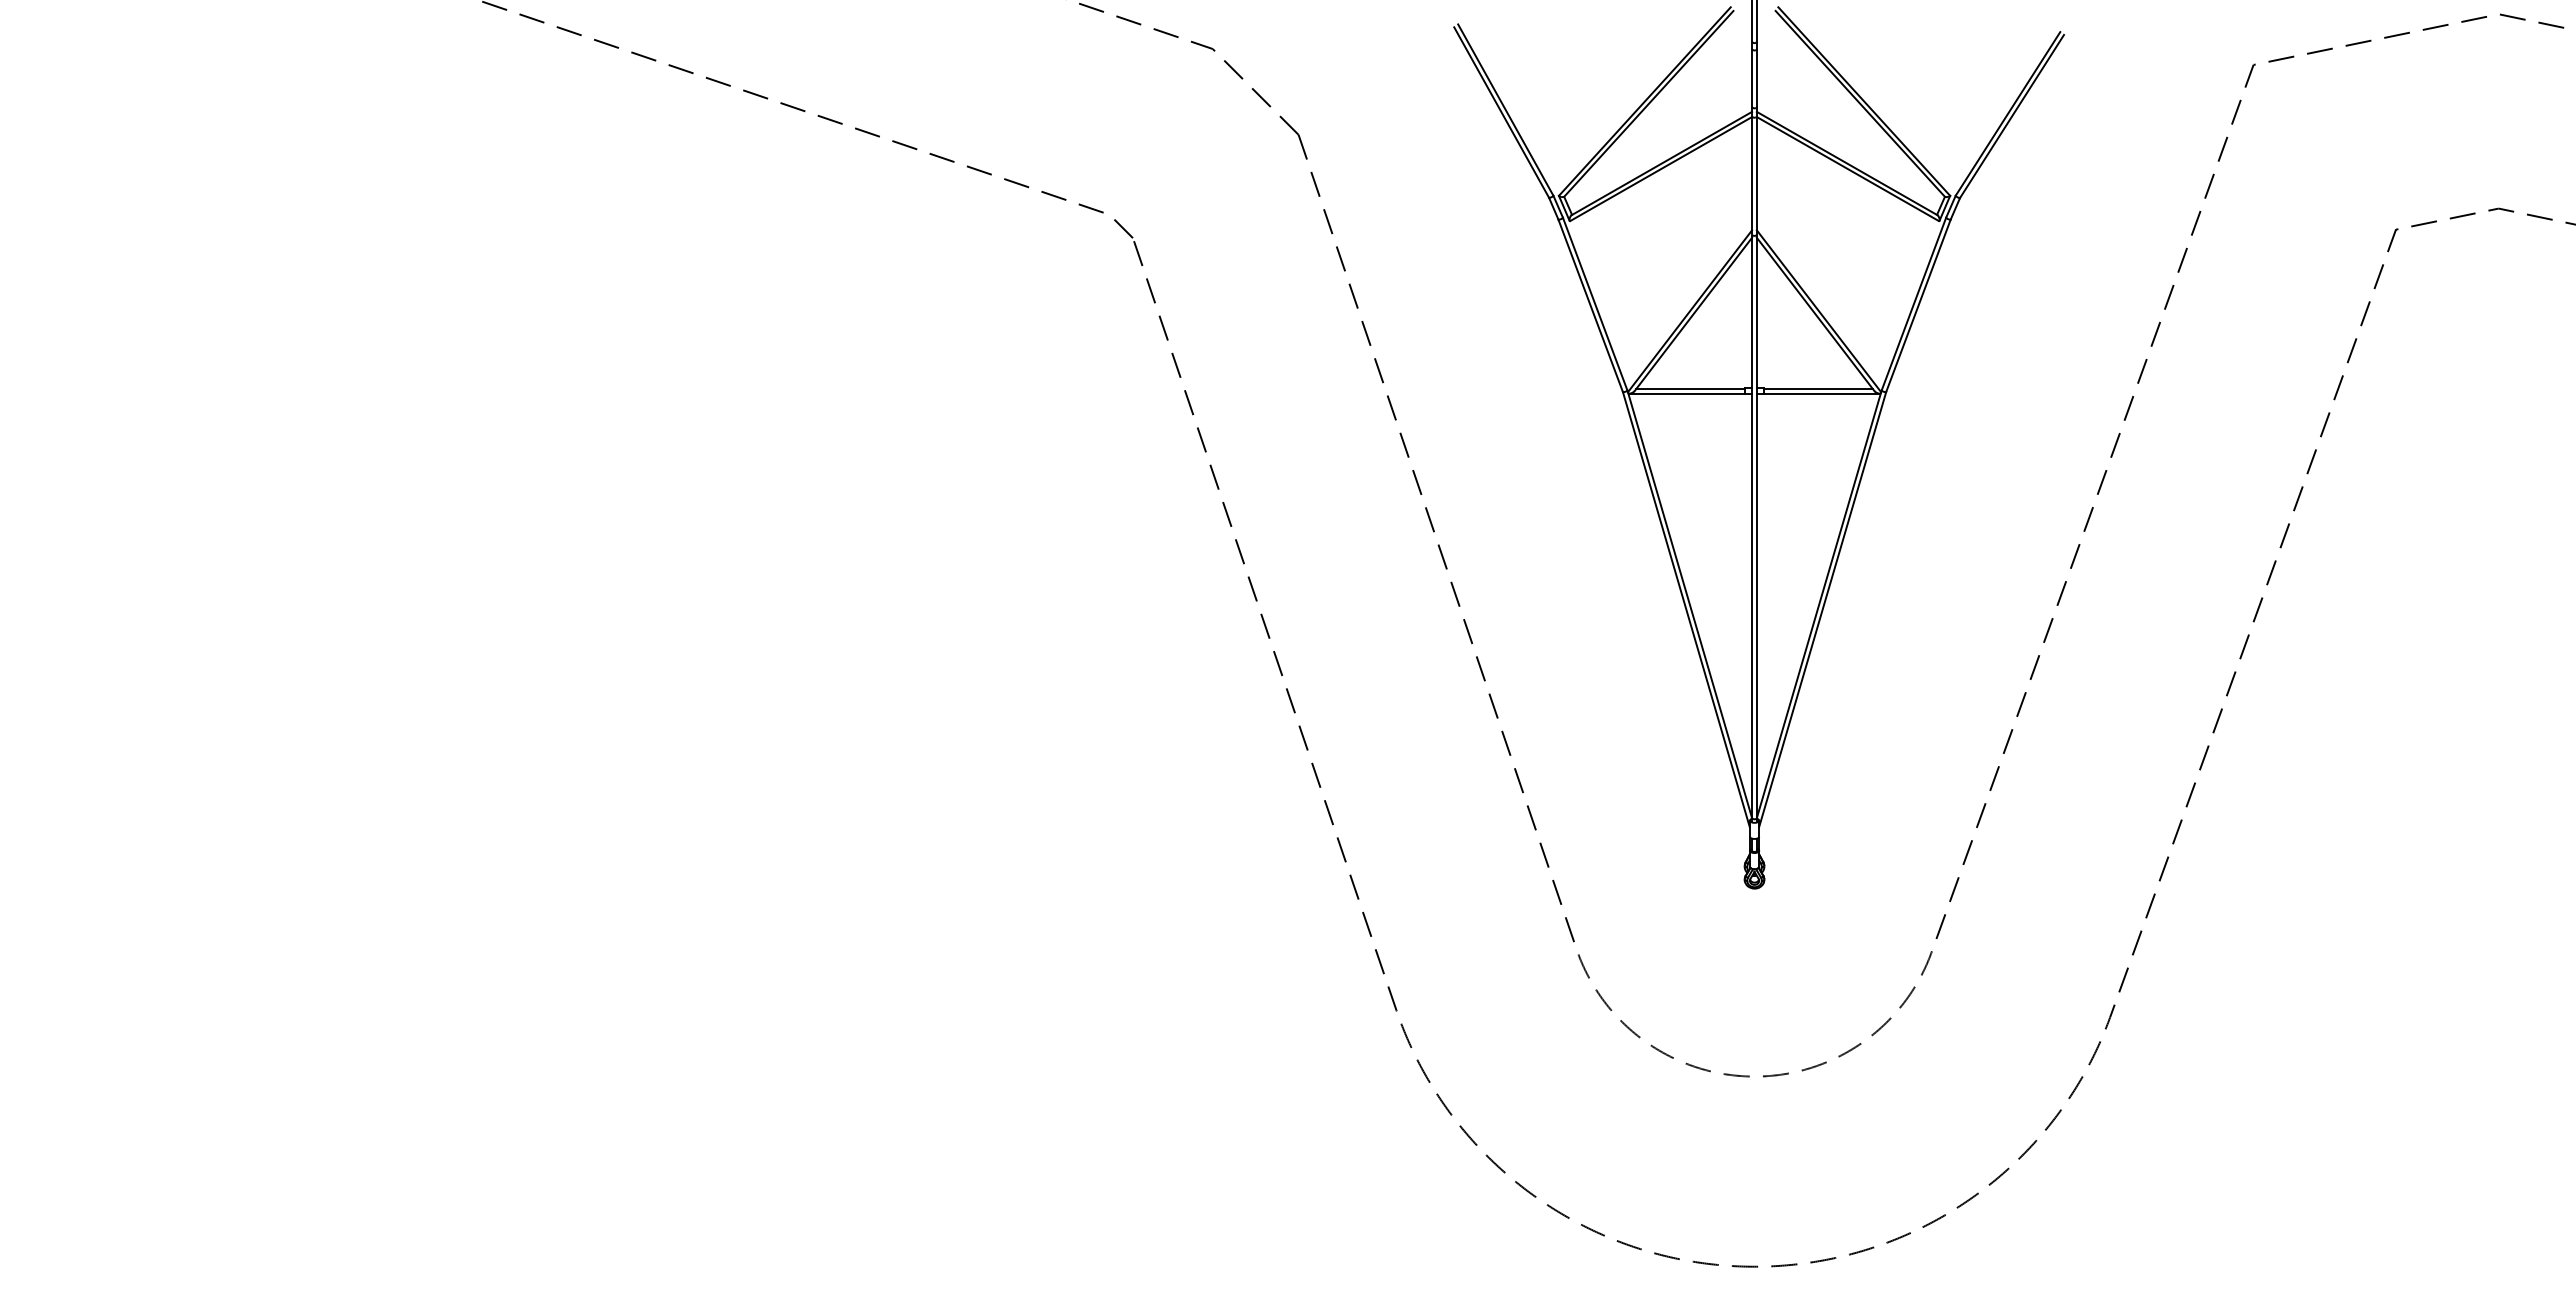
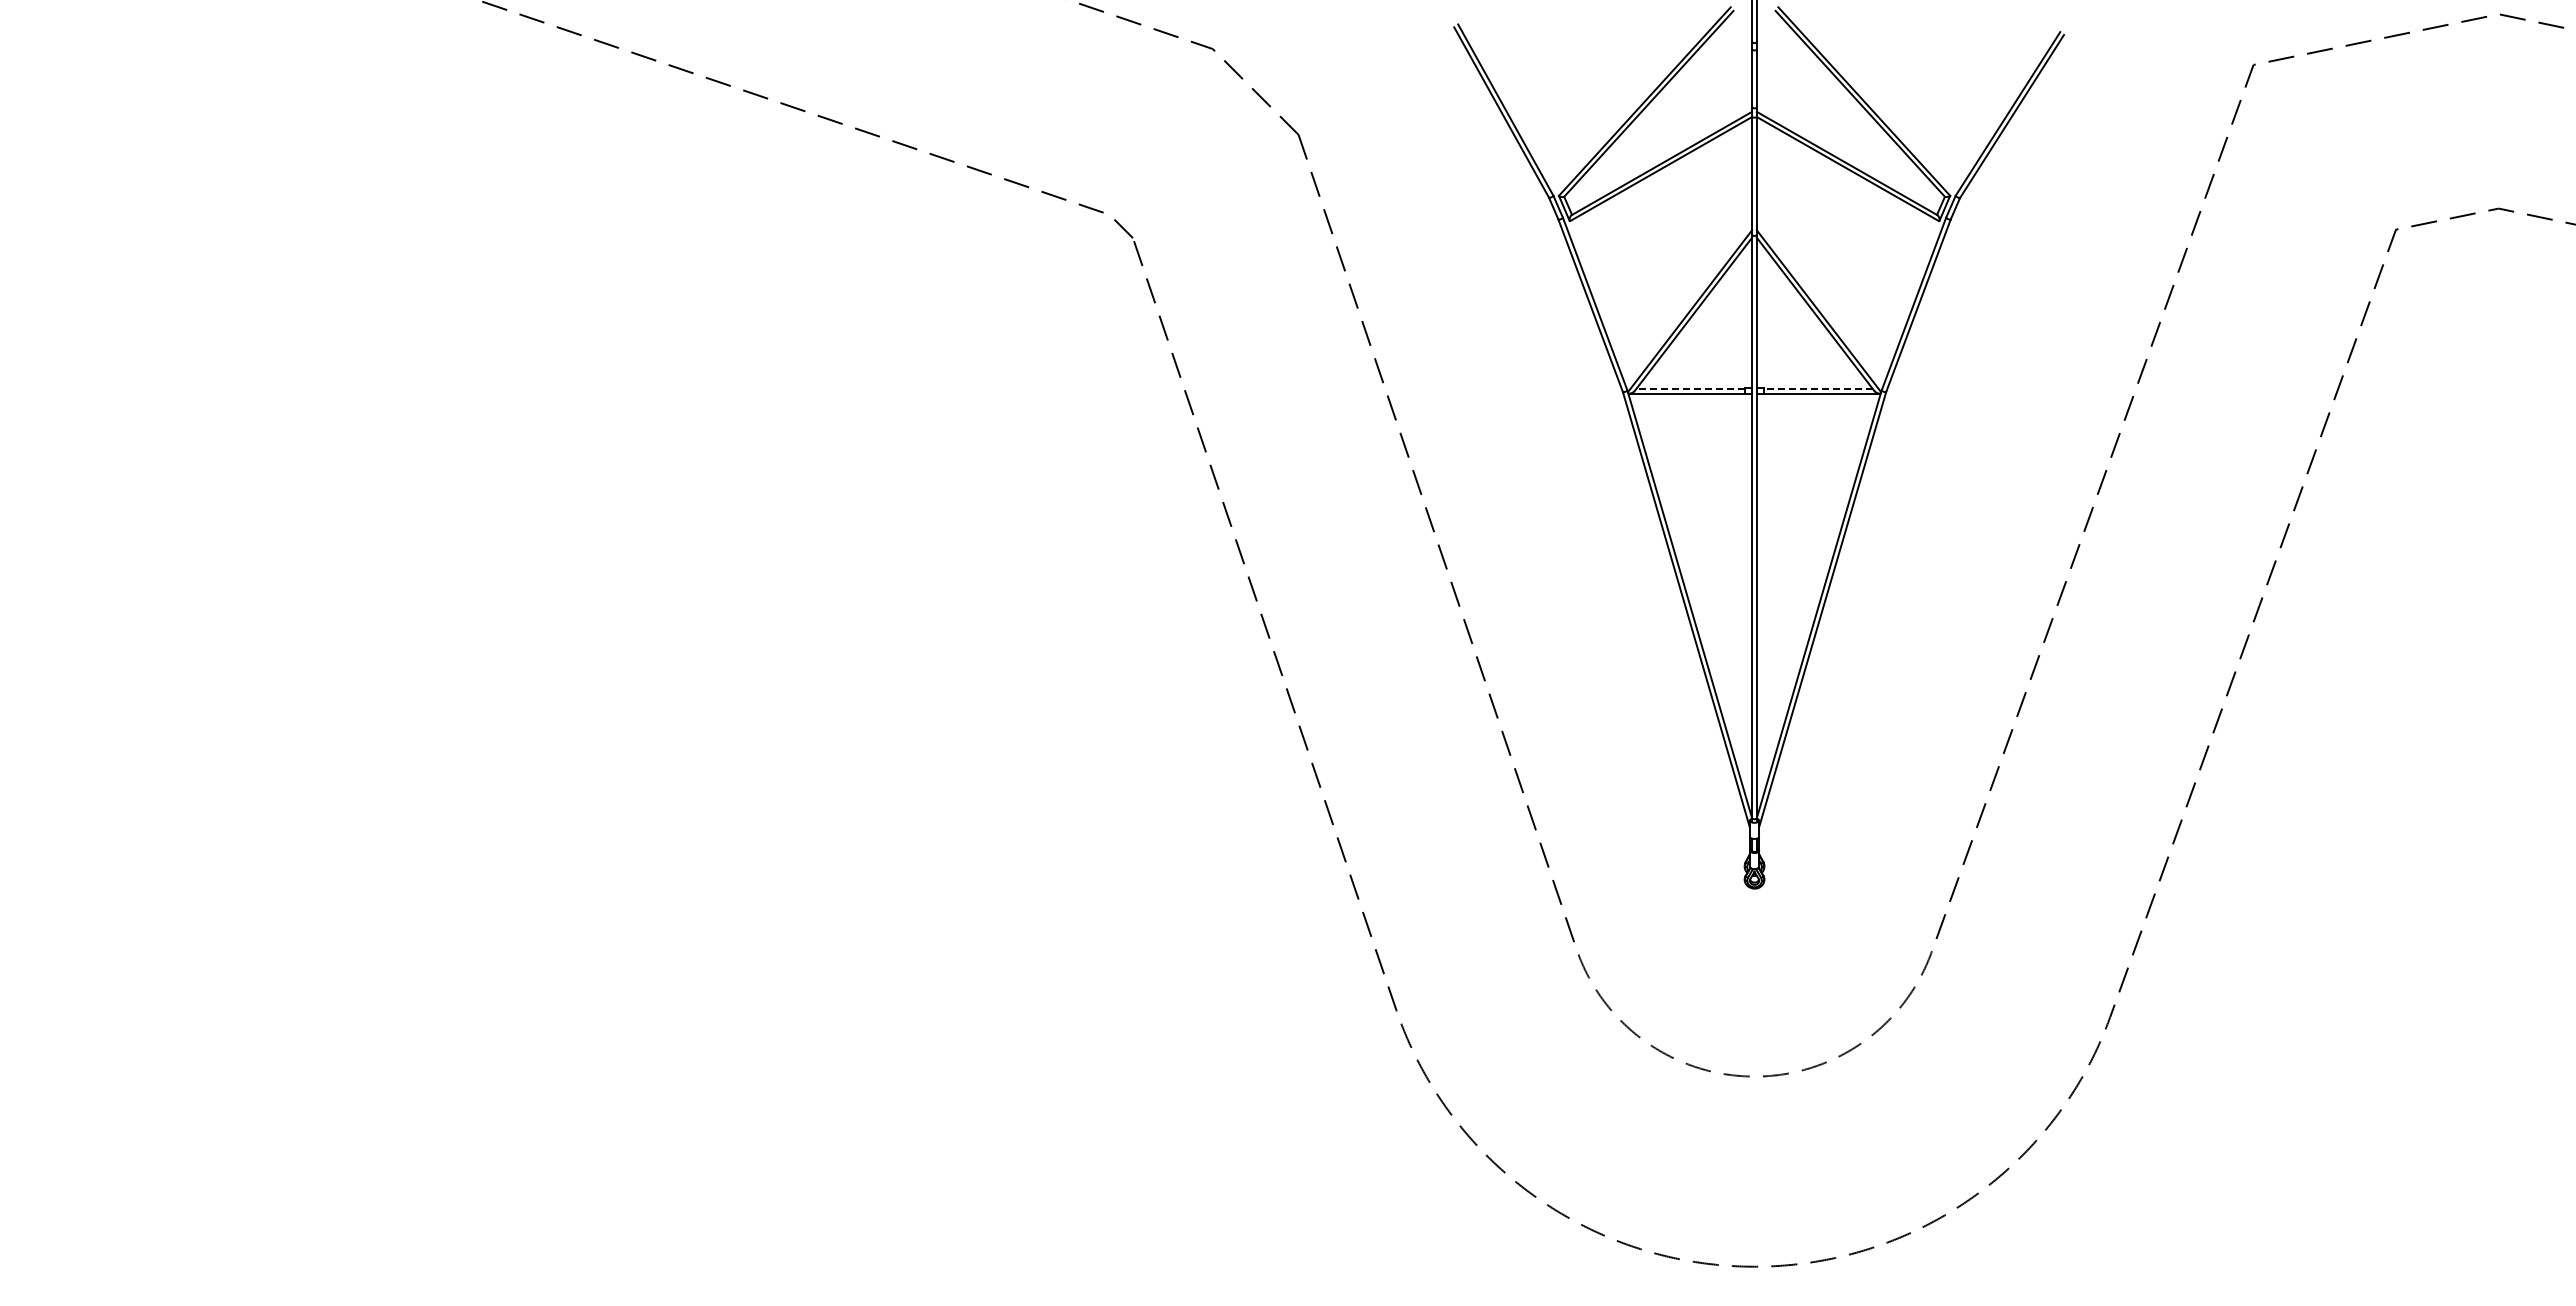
line: solid -> dashed (1690, 389)
line: solid -> dashed (1818, 389)
